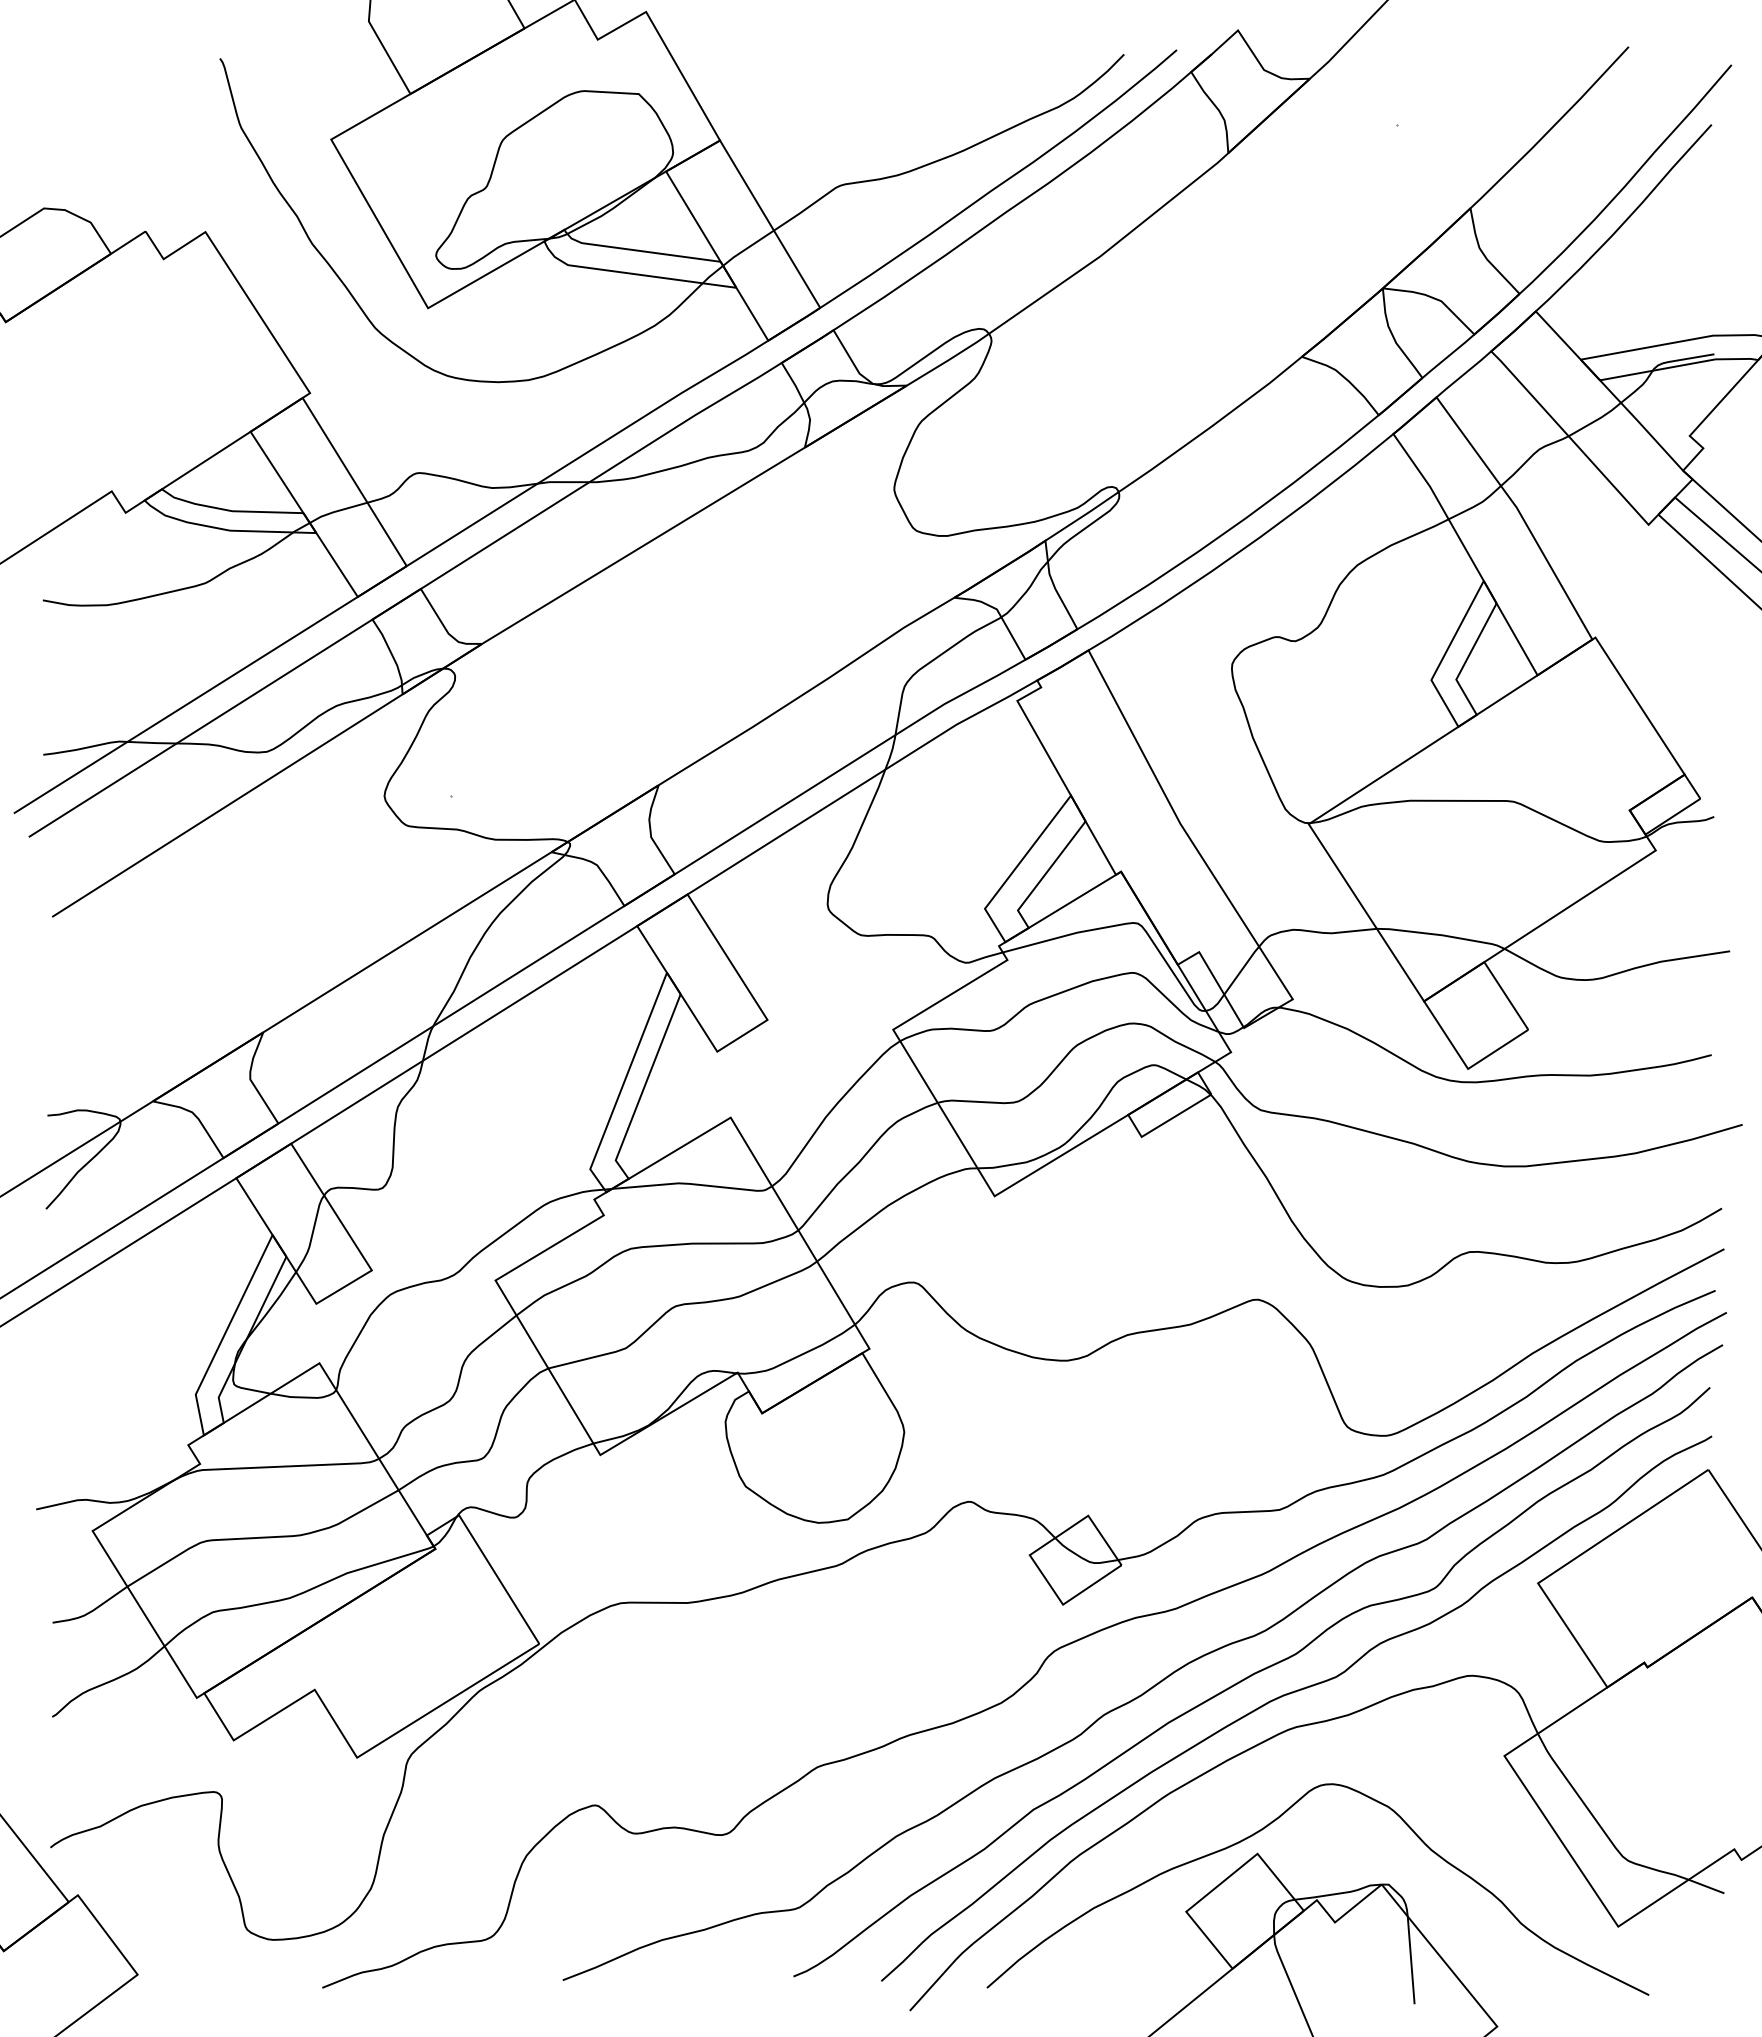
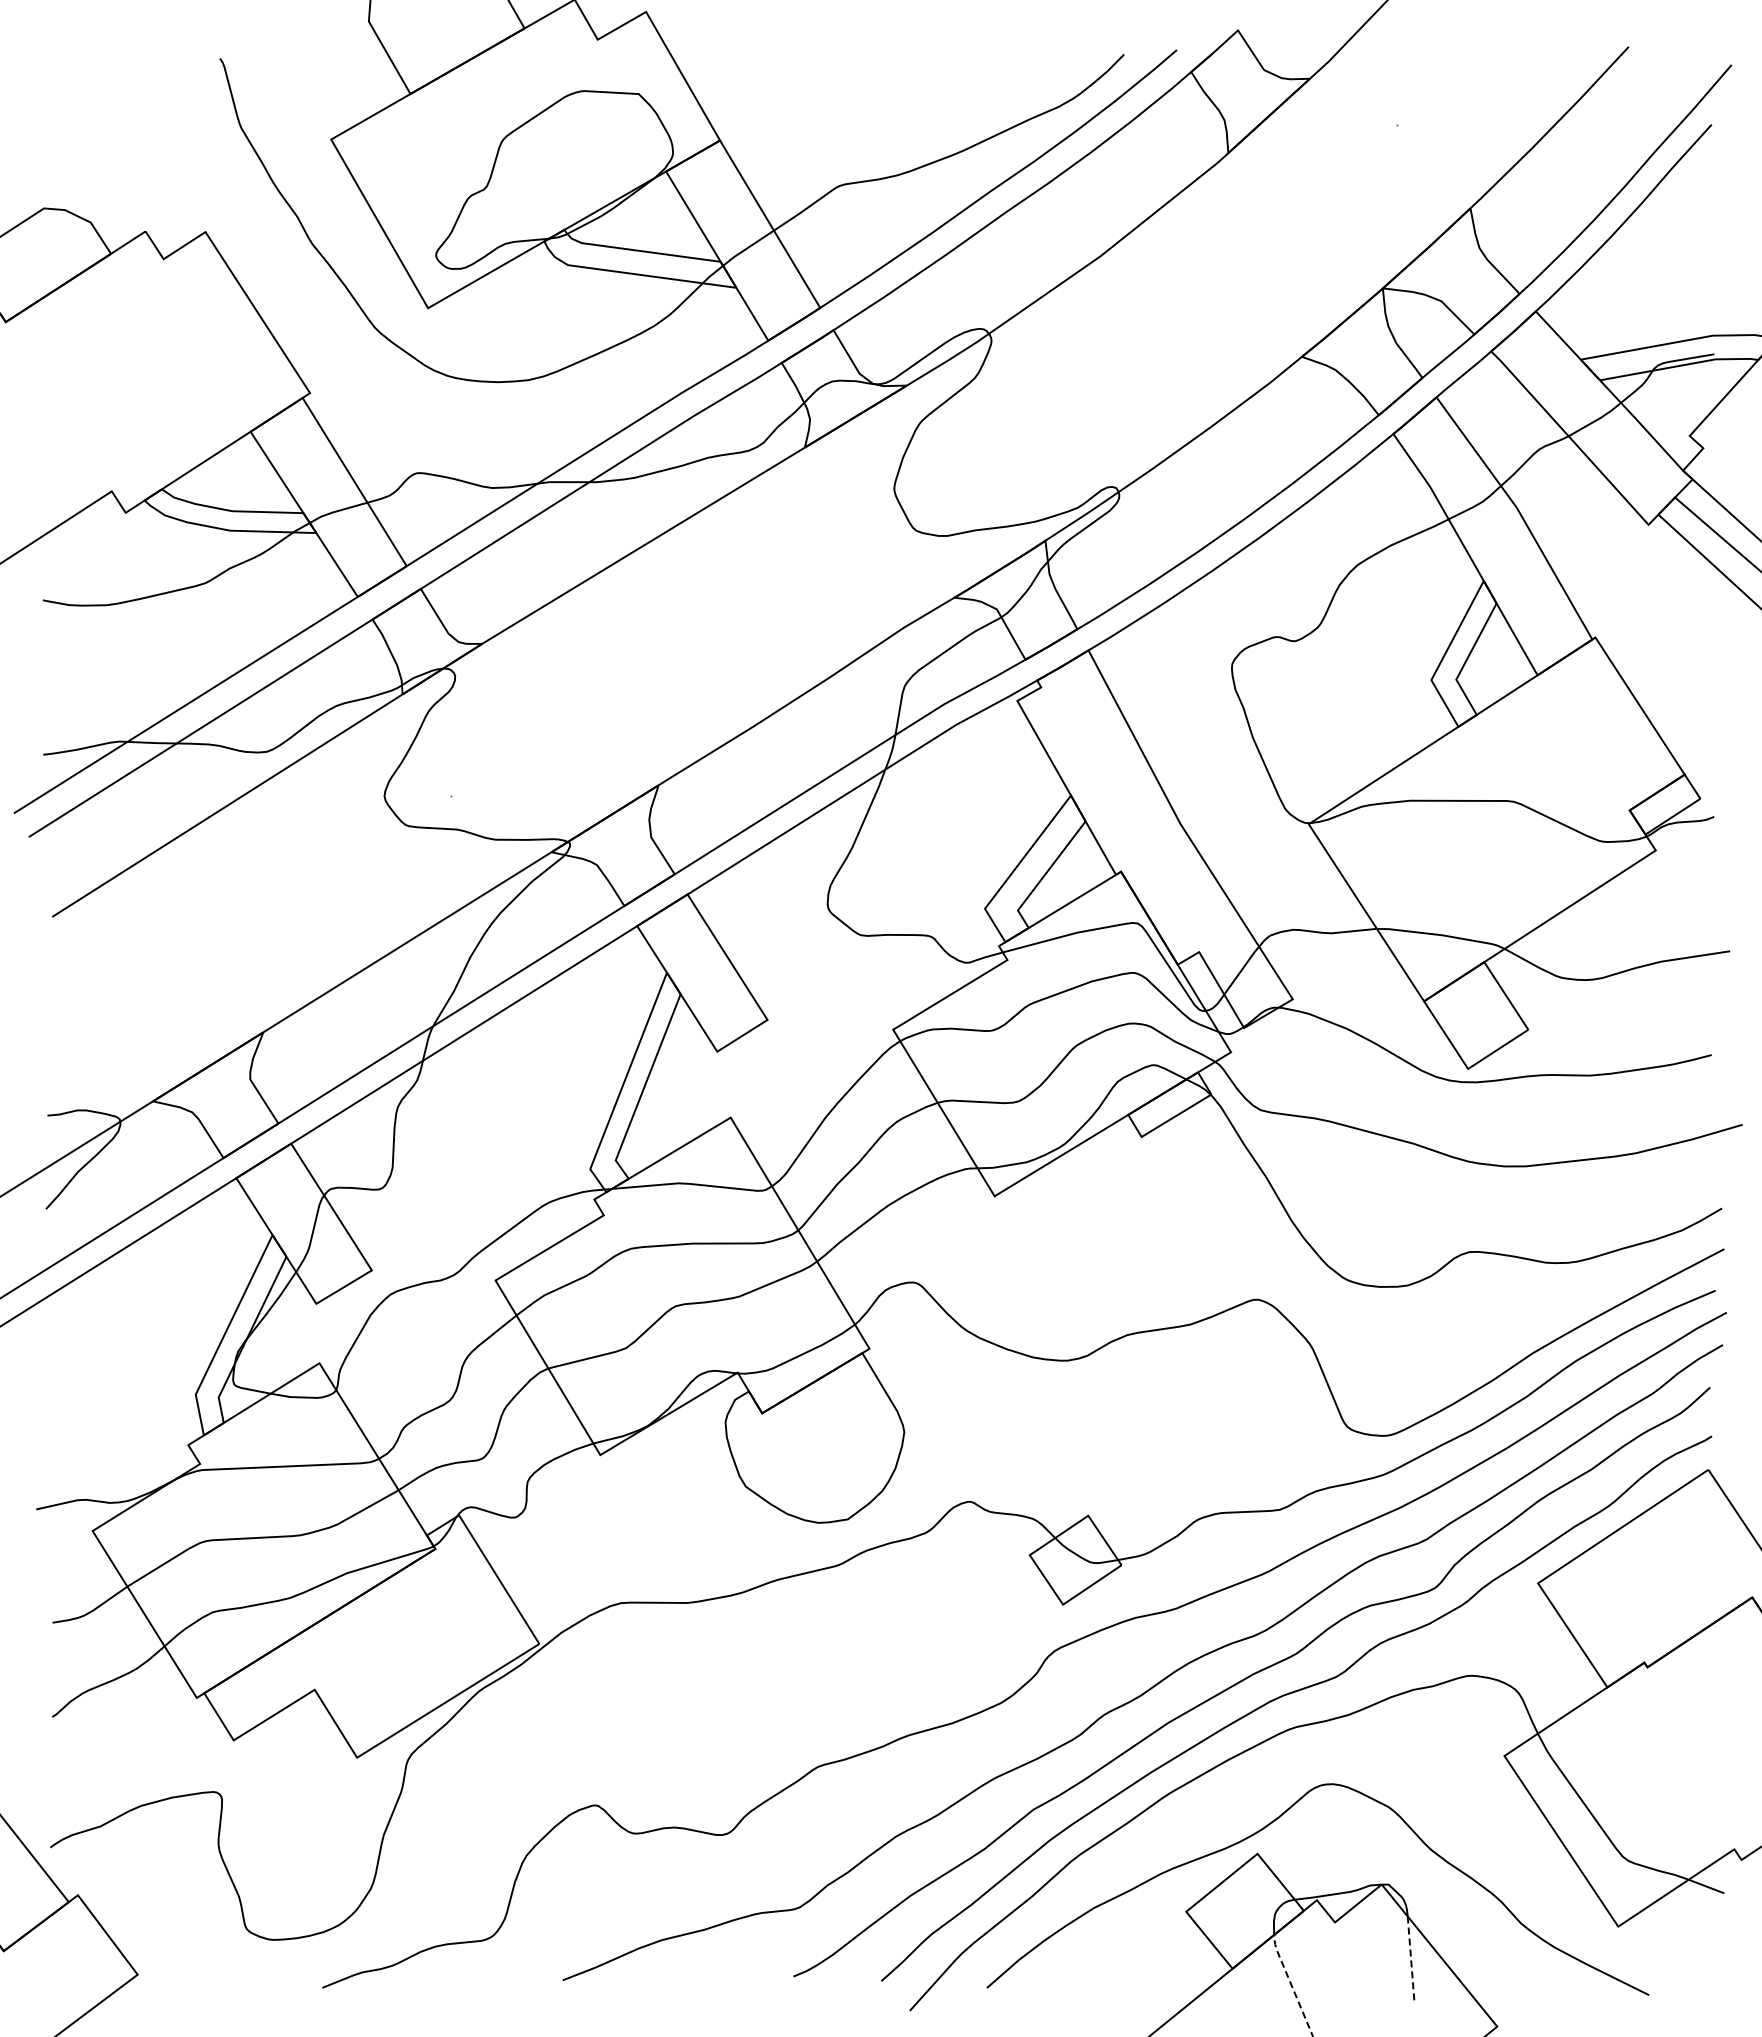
line: solid -> dashed (1411, 1960)
line: solid -> dashed (1291, 1984)
